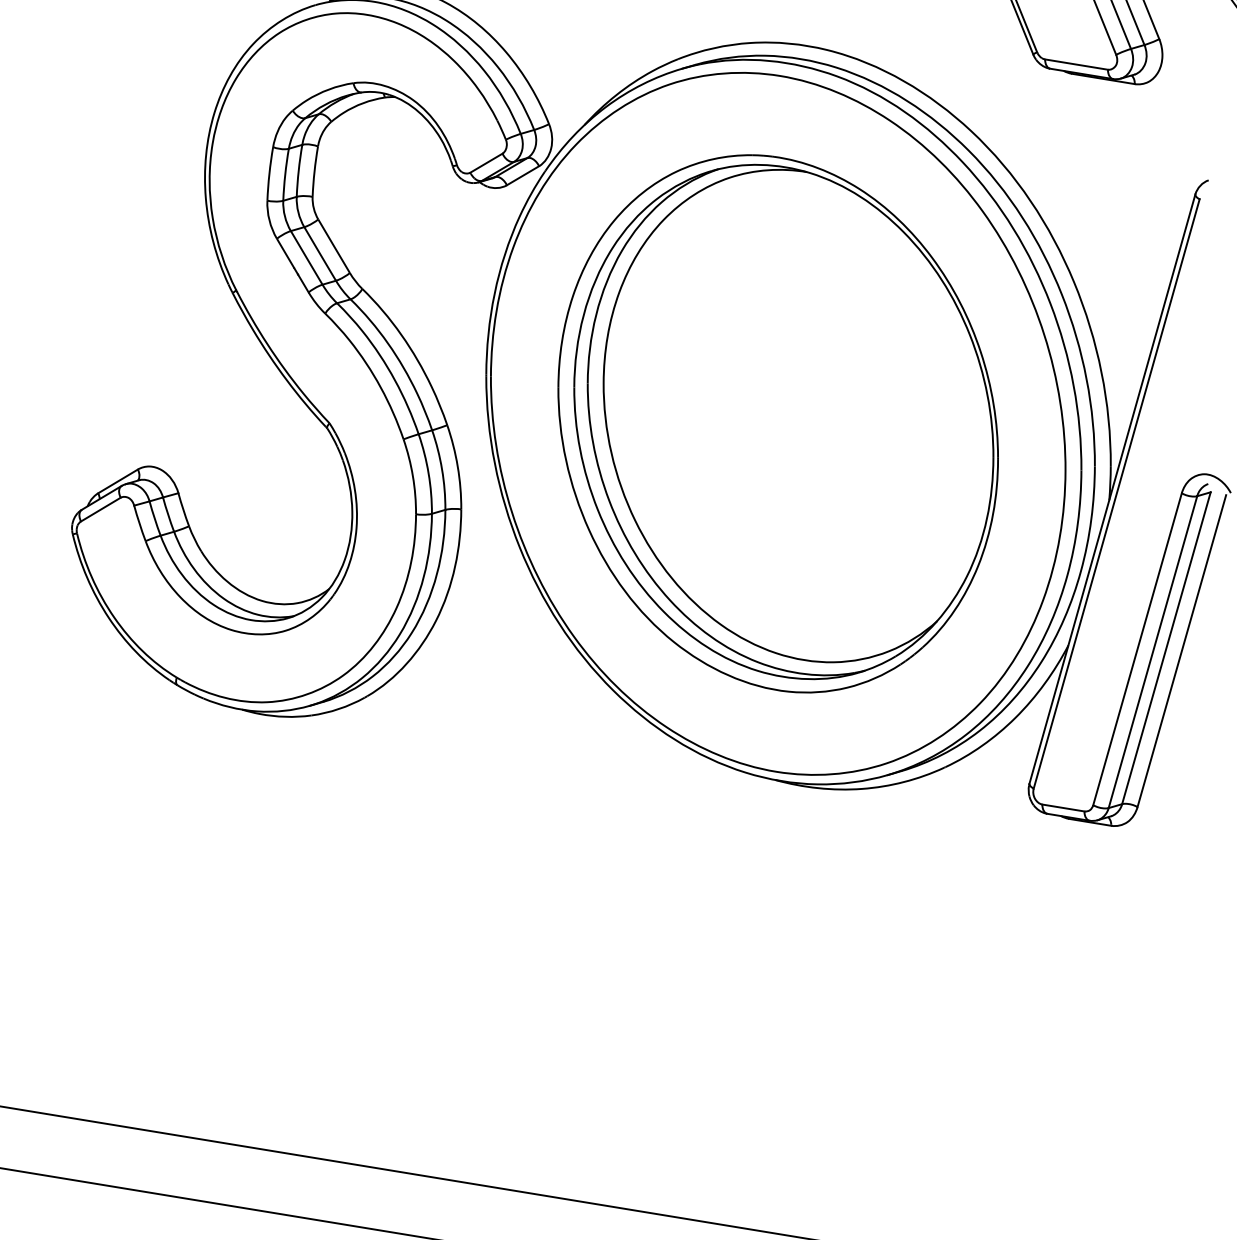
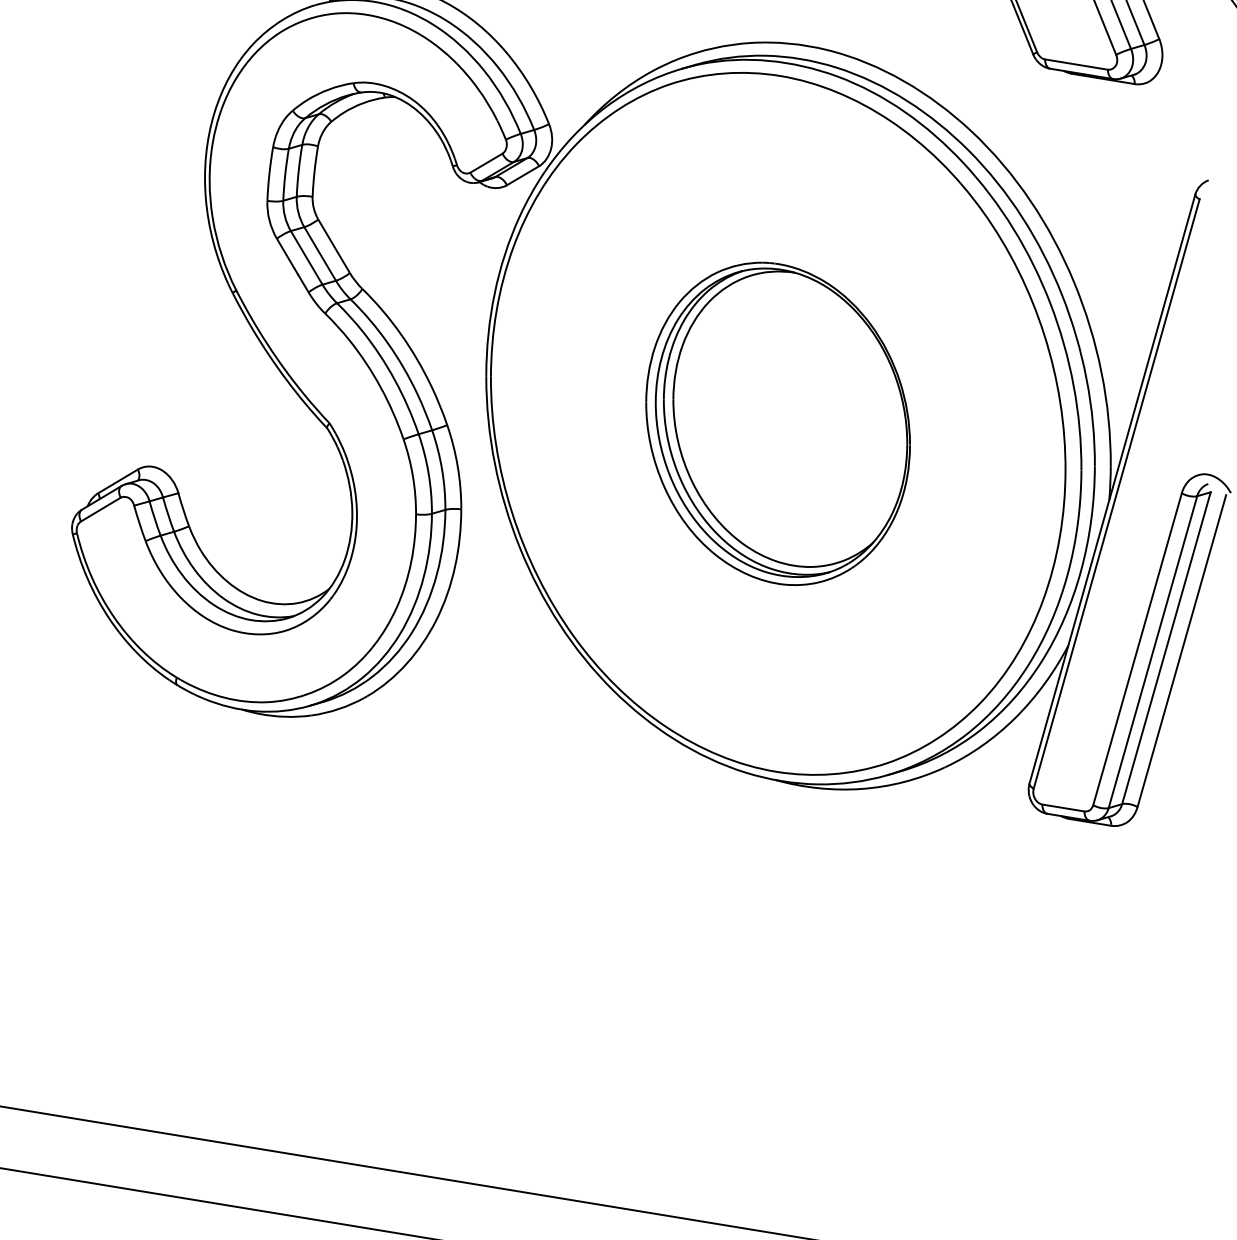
part size: 442x540 px -> 266x325 px (777, 423)
